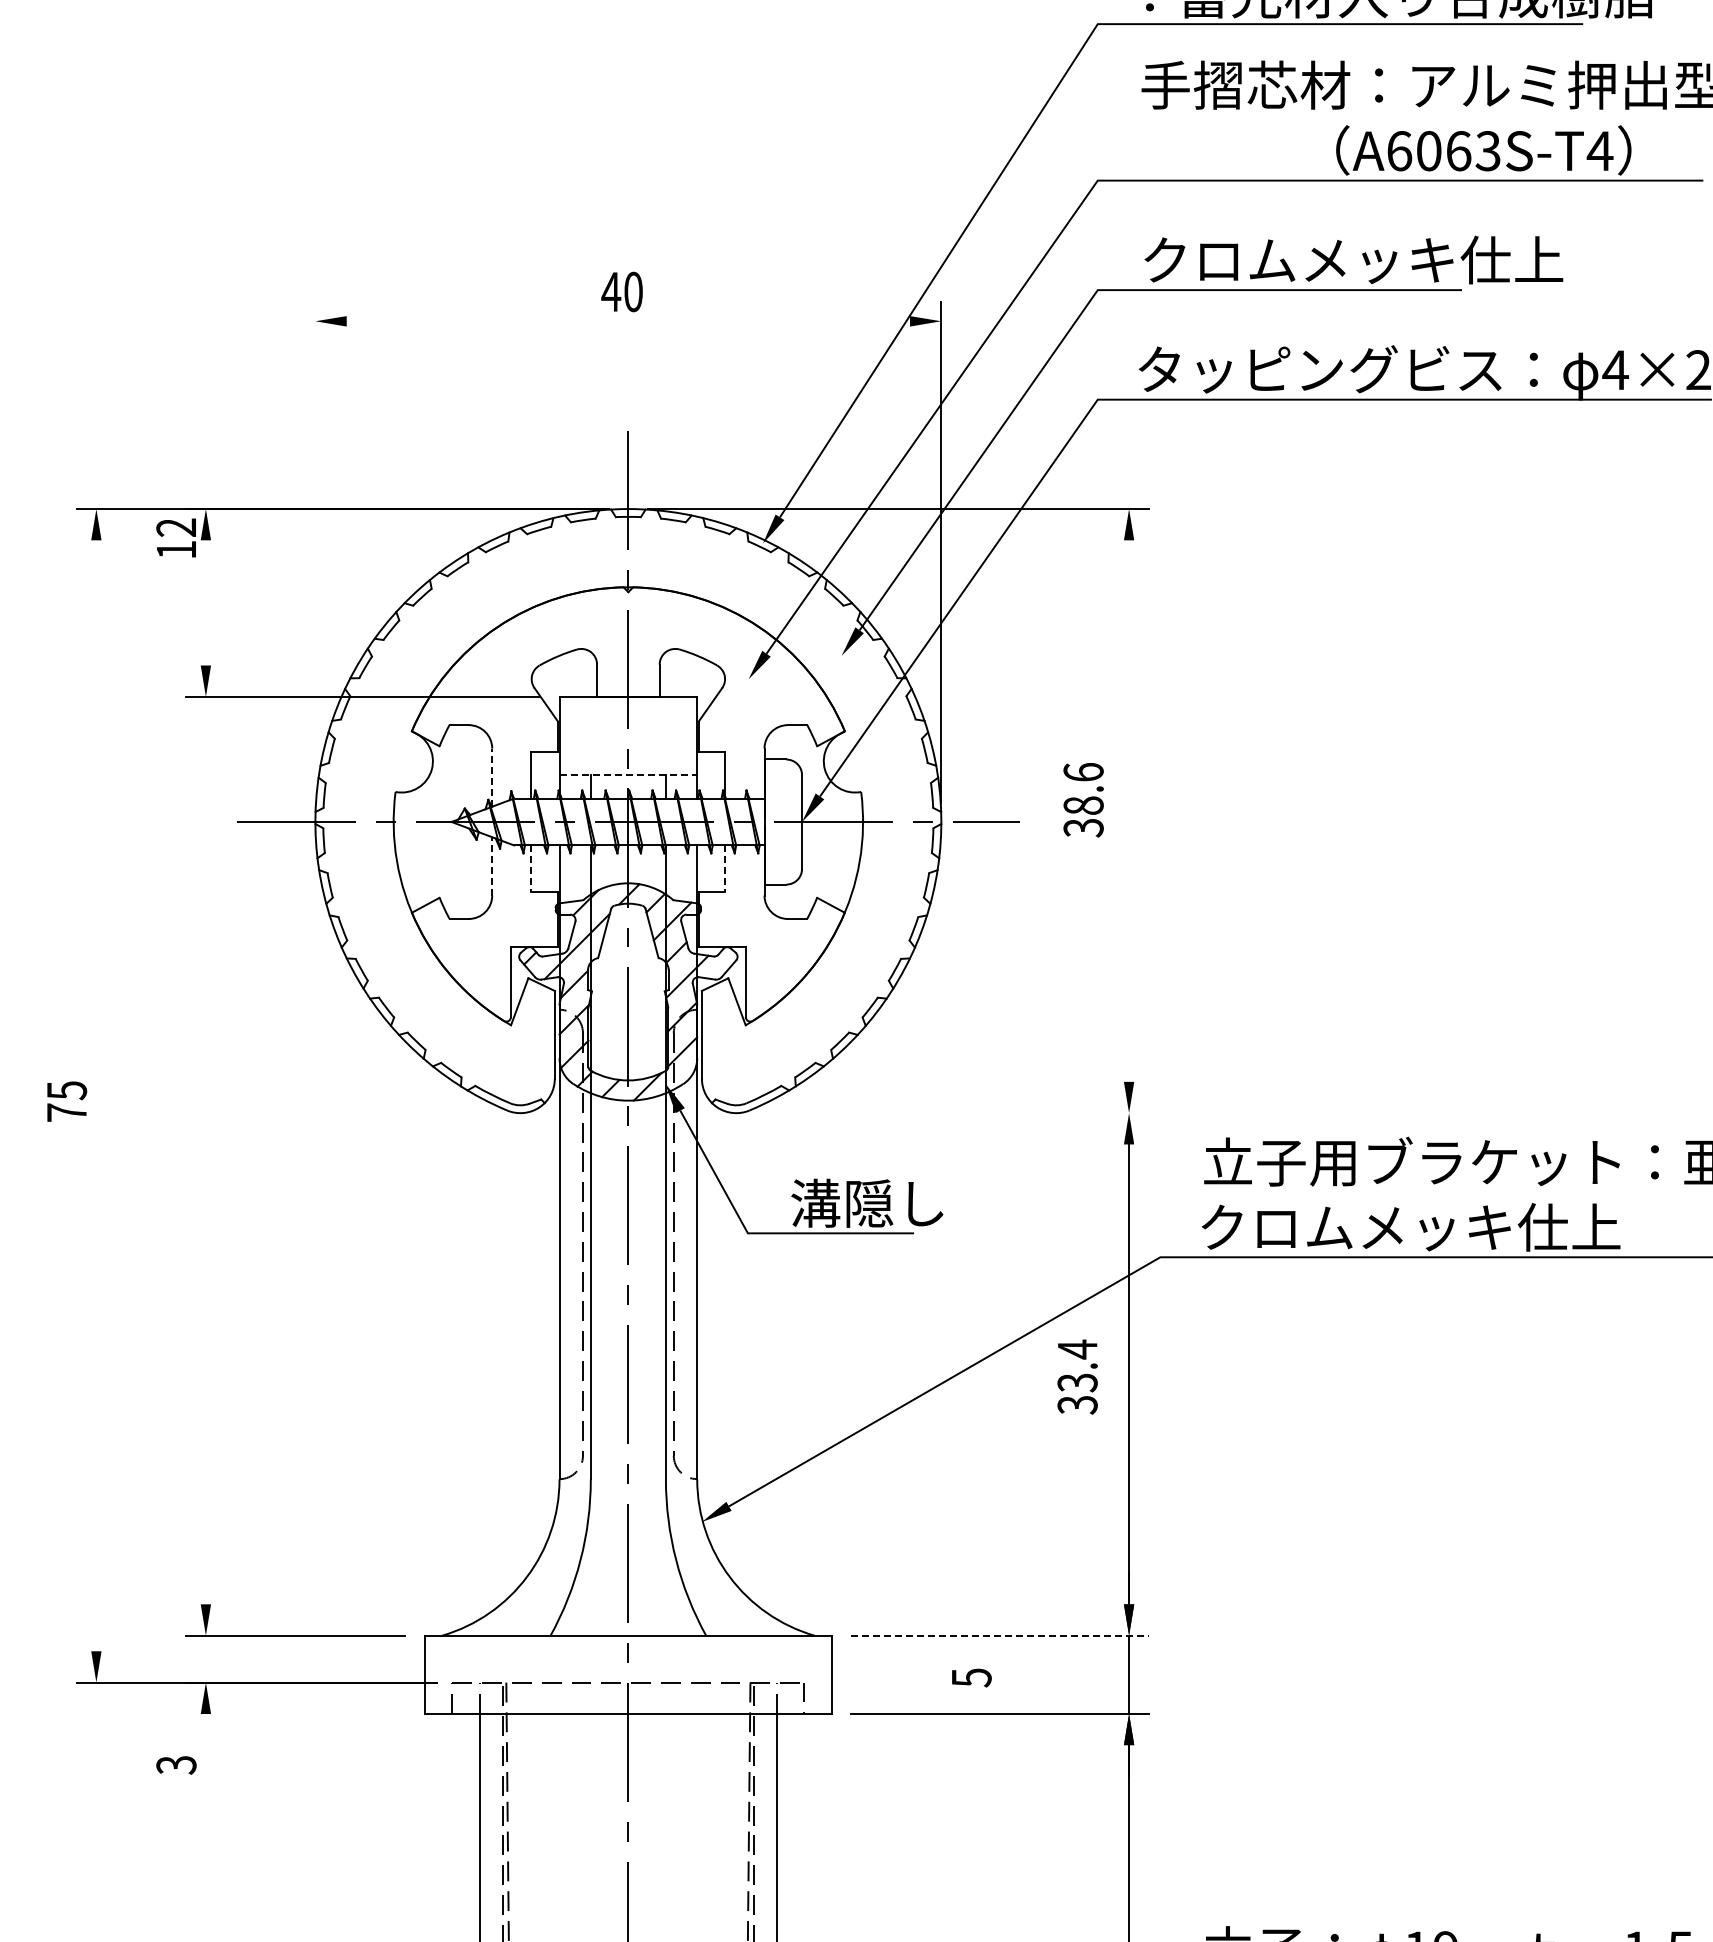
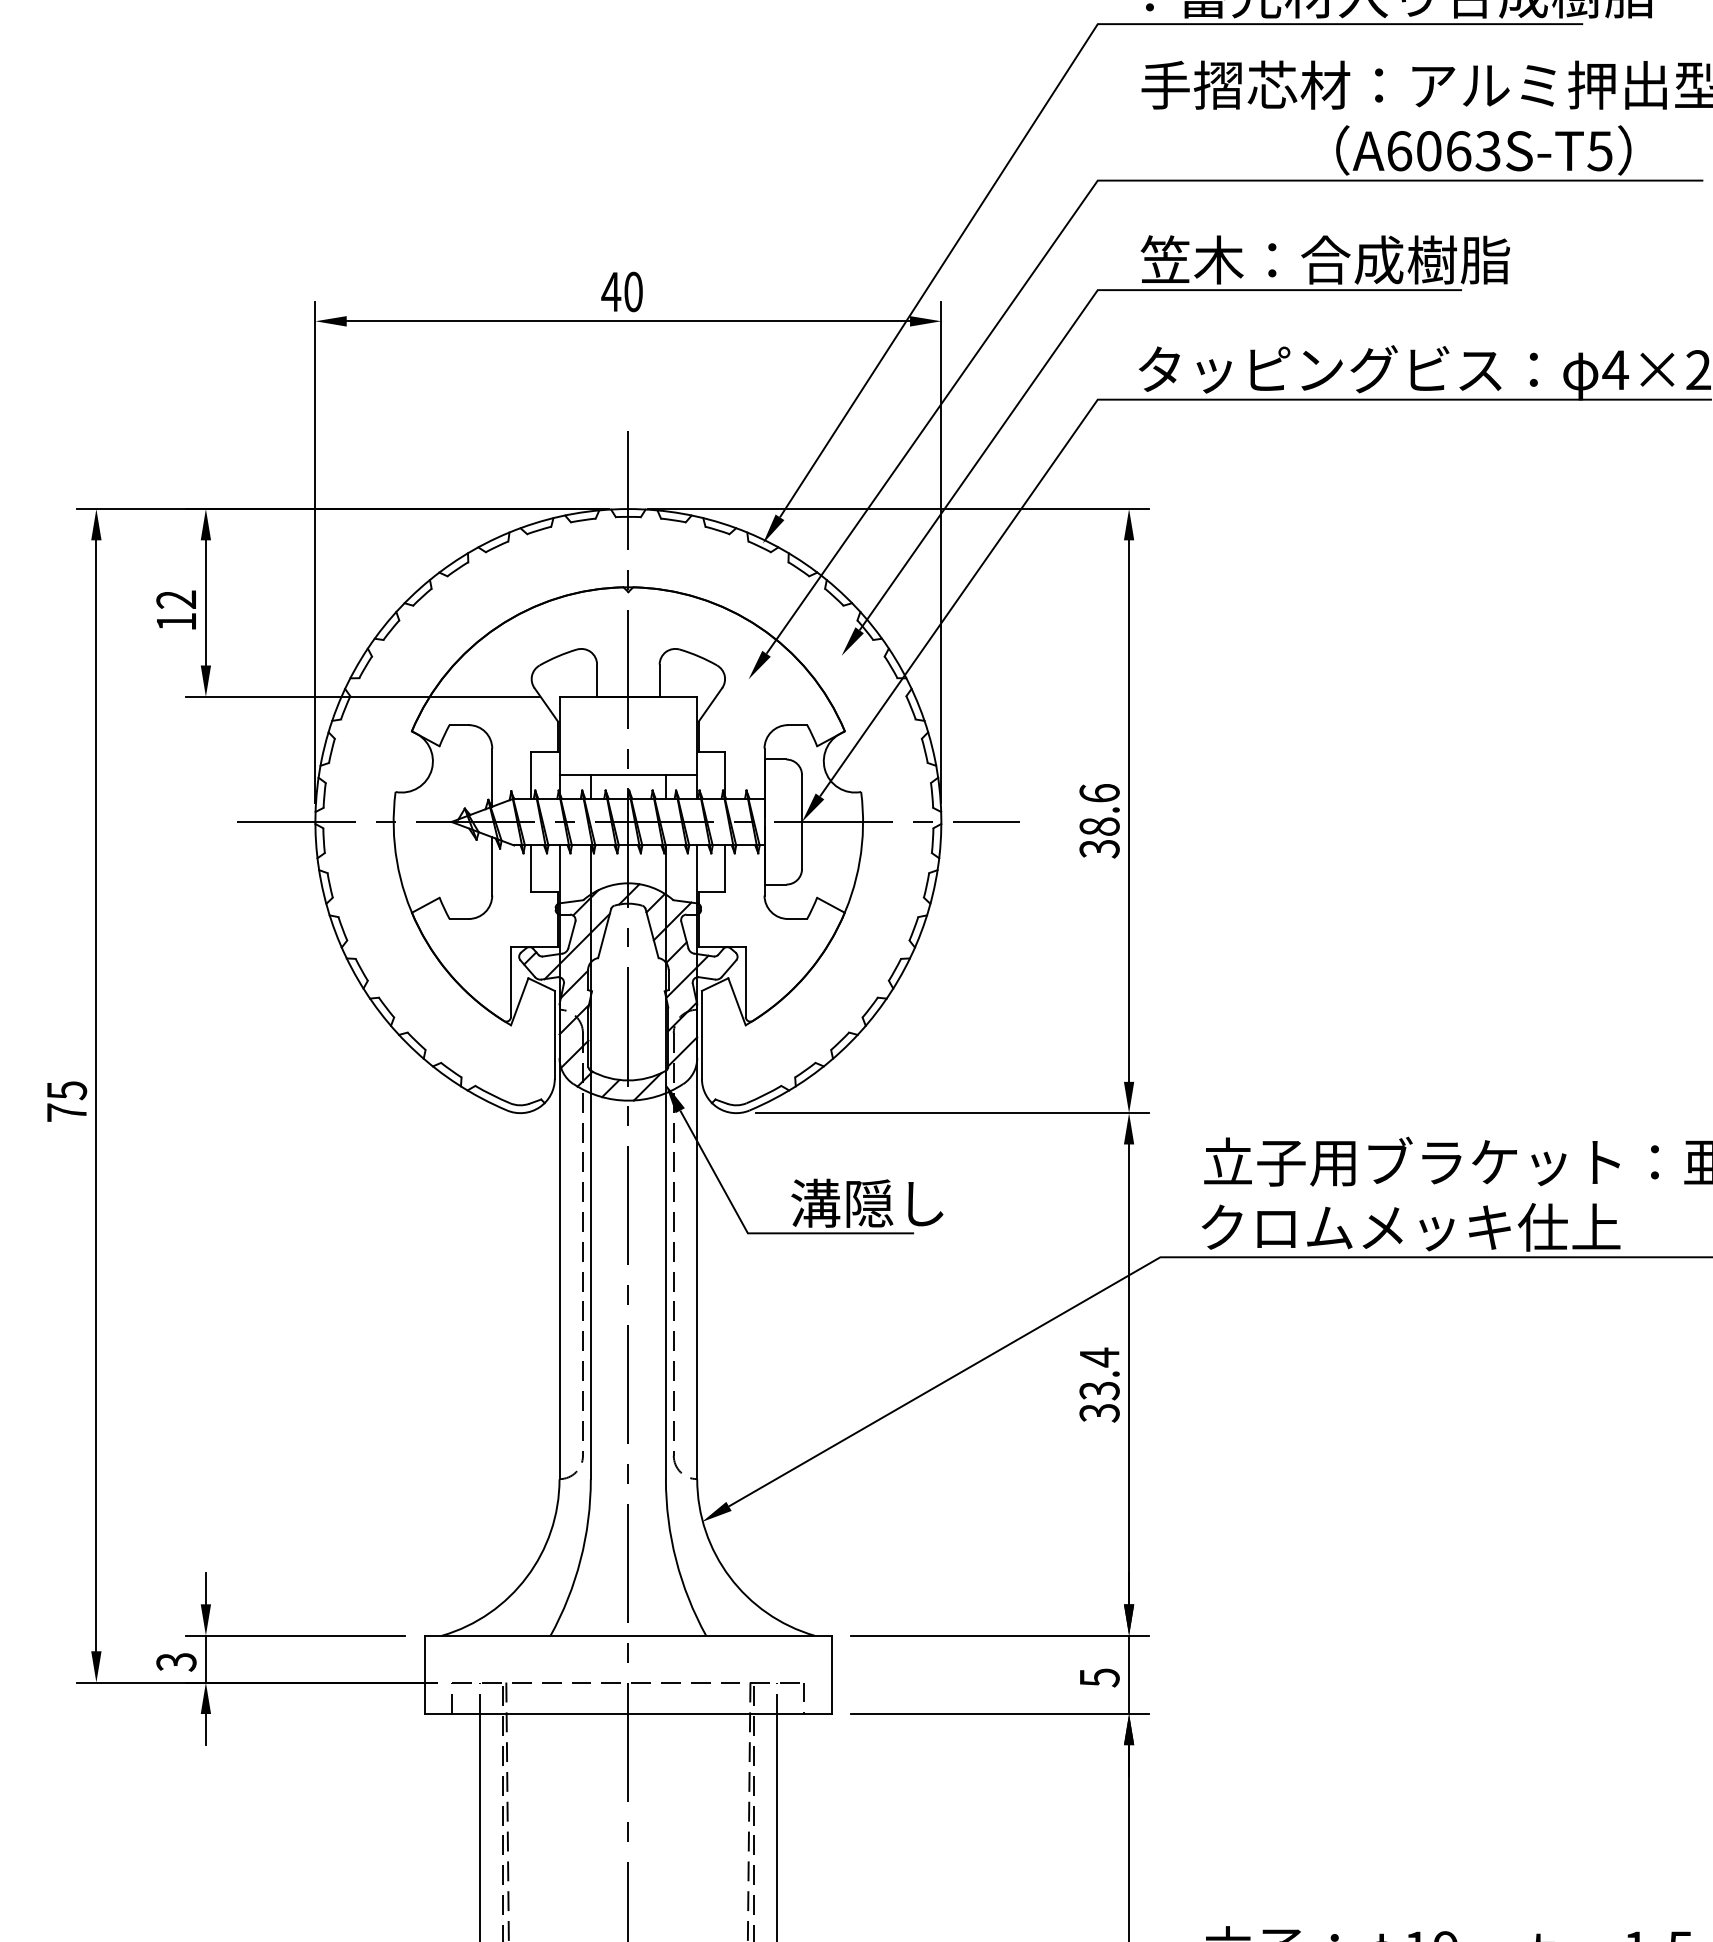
text: A6063S-T4 -> A6063S-T5 (1599, 151)
text: クロムメッキ仕上 -> 笠木：合成樹脂 (1351, 259)
line: none -> present (628, 321)
text position: (175, 537) -> (175, 609) (175, 609)
line: none -> present (315, 551)
line: none -> present (205, 602)
line: dashed -> solid (628, 775)
line: dashed -> solid (492, 777)
text position: (1083, 800) -> (1099, 821) (1099, 821)
line: none -> present (1129, 810)
line: dashed -> solid (492, 865)
line: dashed -> solid (531, 869)
line: dashed -> solid (725, 869)
line: none -> present (96, 1095)
line: none -> present (951, 1113)
text position: (1077, 1376) -> (1099, 1384) (1099, 1384)
line: none -> present (205, 1588)
line: dashed -> solid (999, 1635)
line: none -> present (205, 1658)
text position: (971, 1677) -> (1099, 1677) (1099, 1677)
line: none -> present (205, 1729)
text position: (176, 1765) -> (176, 1662) (176, 1662)
